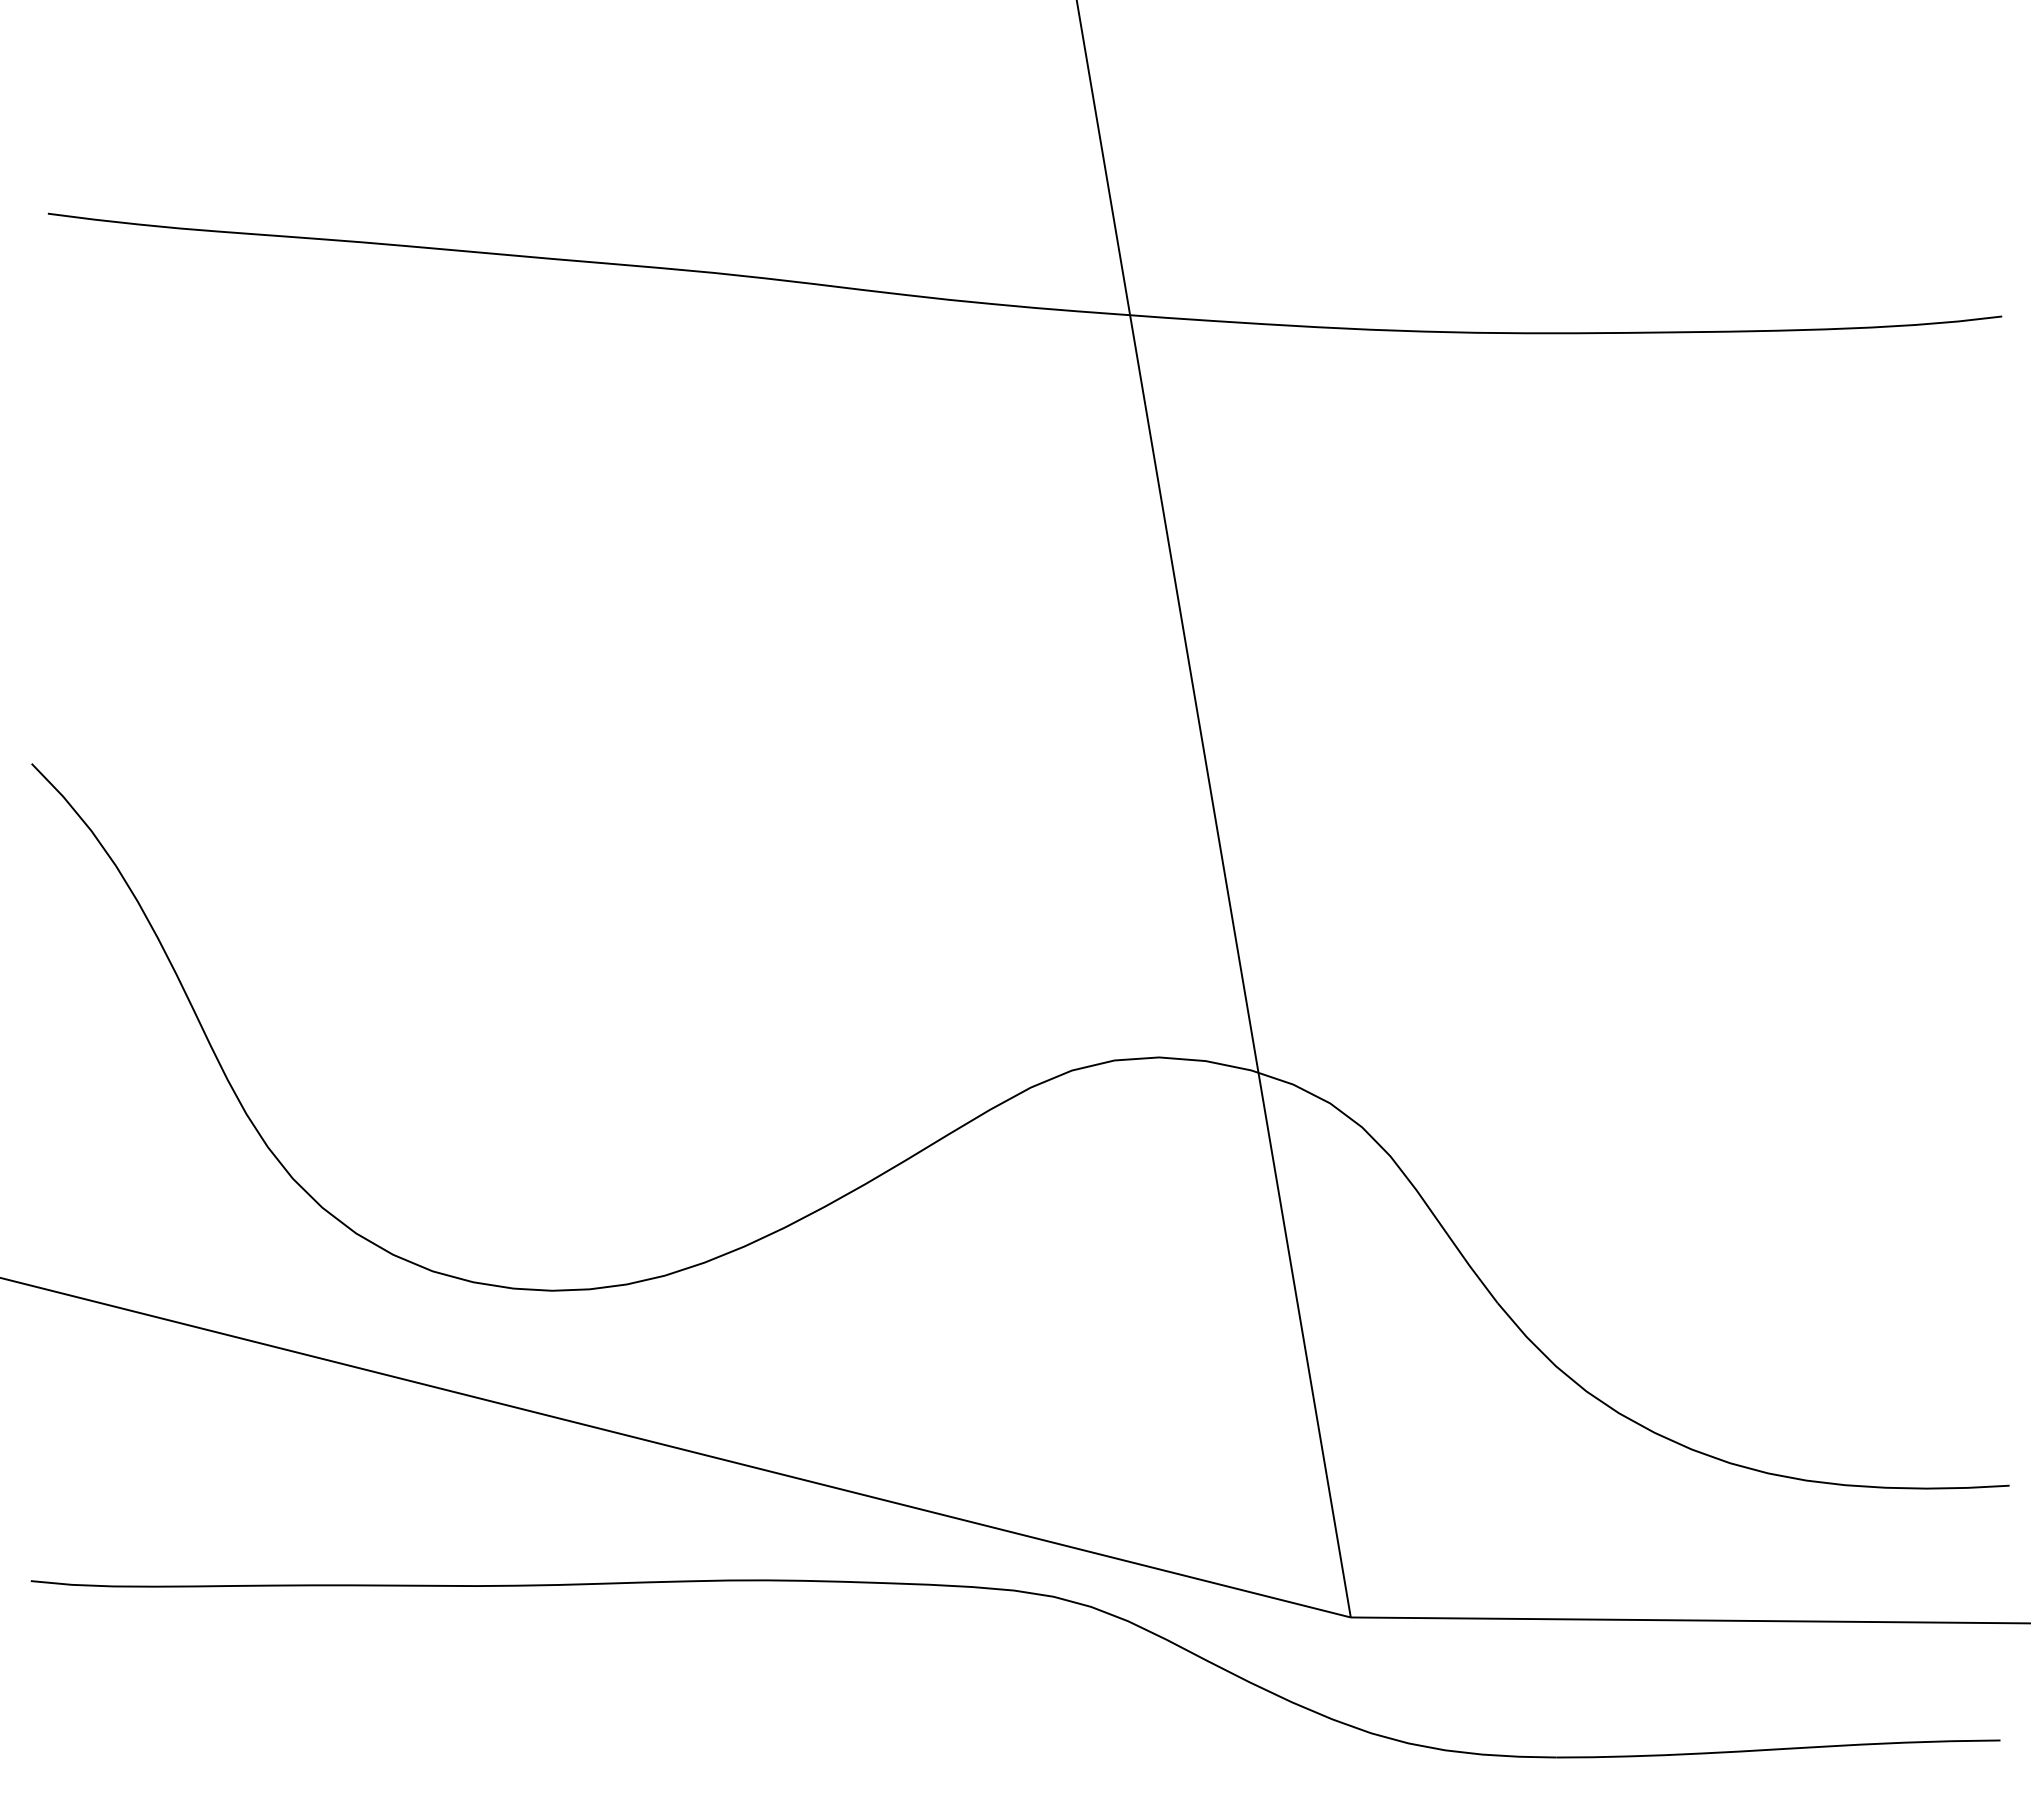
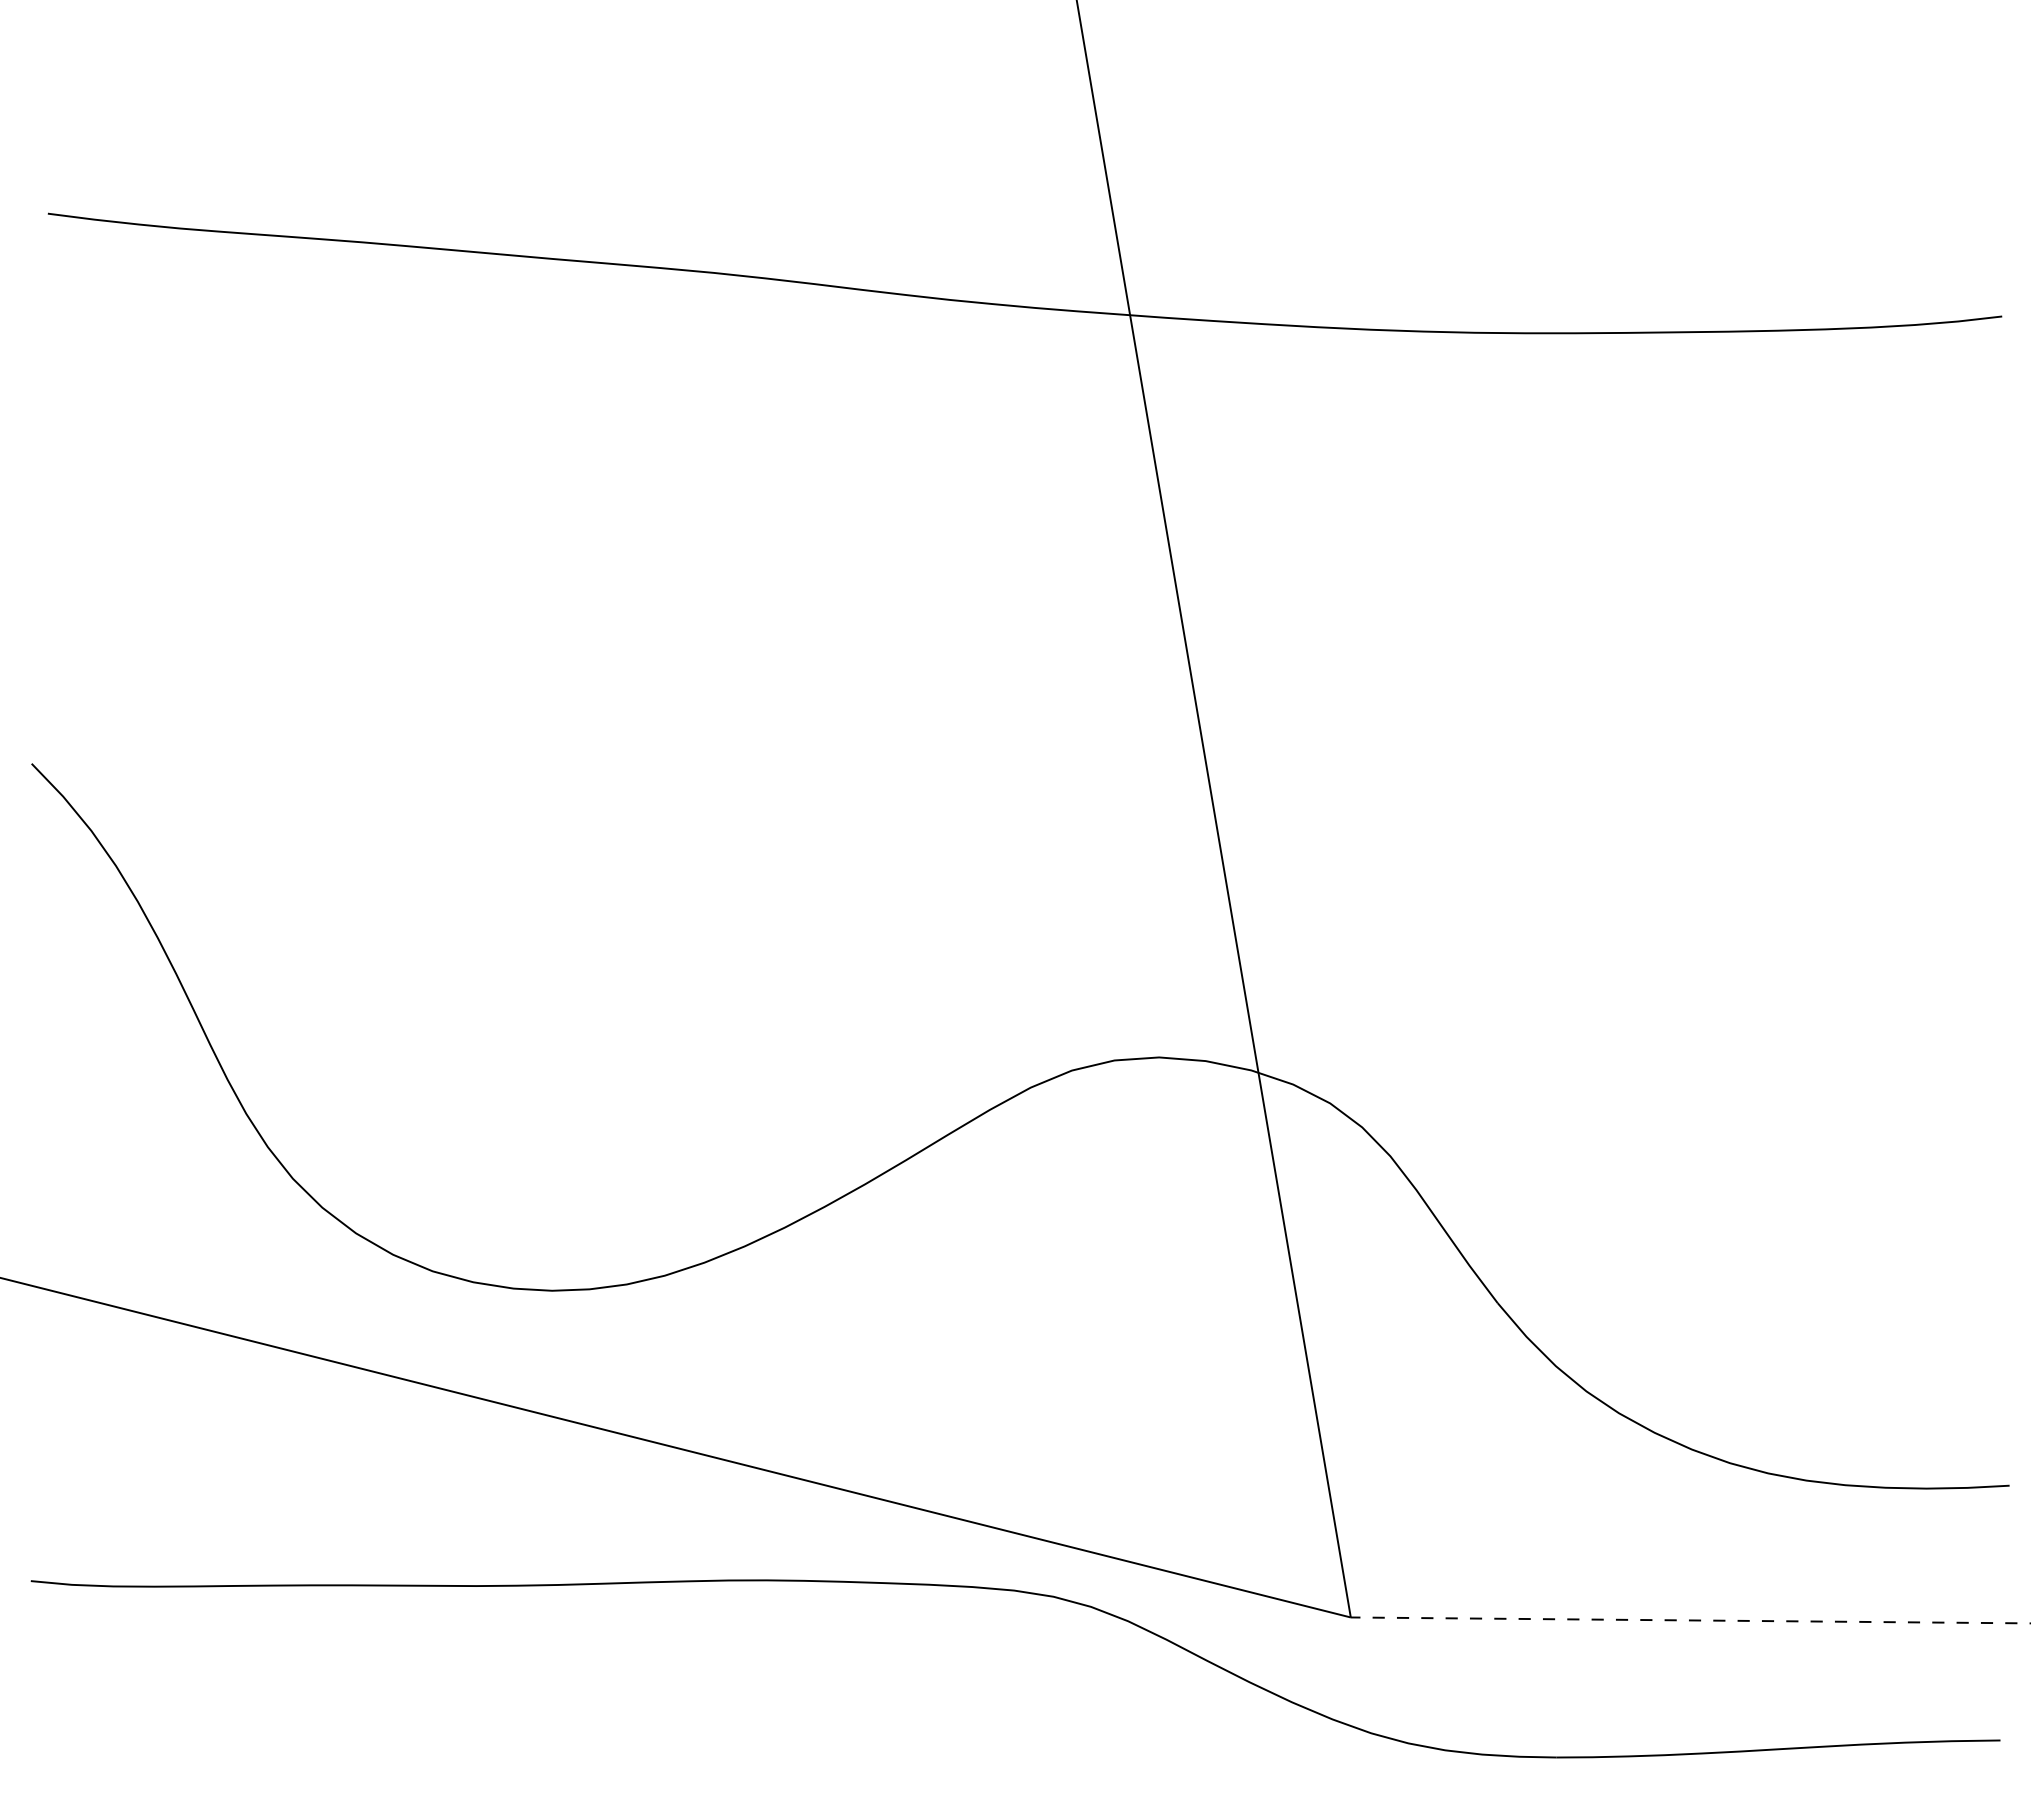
line: solid -> dashed (1690, 1620)
